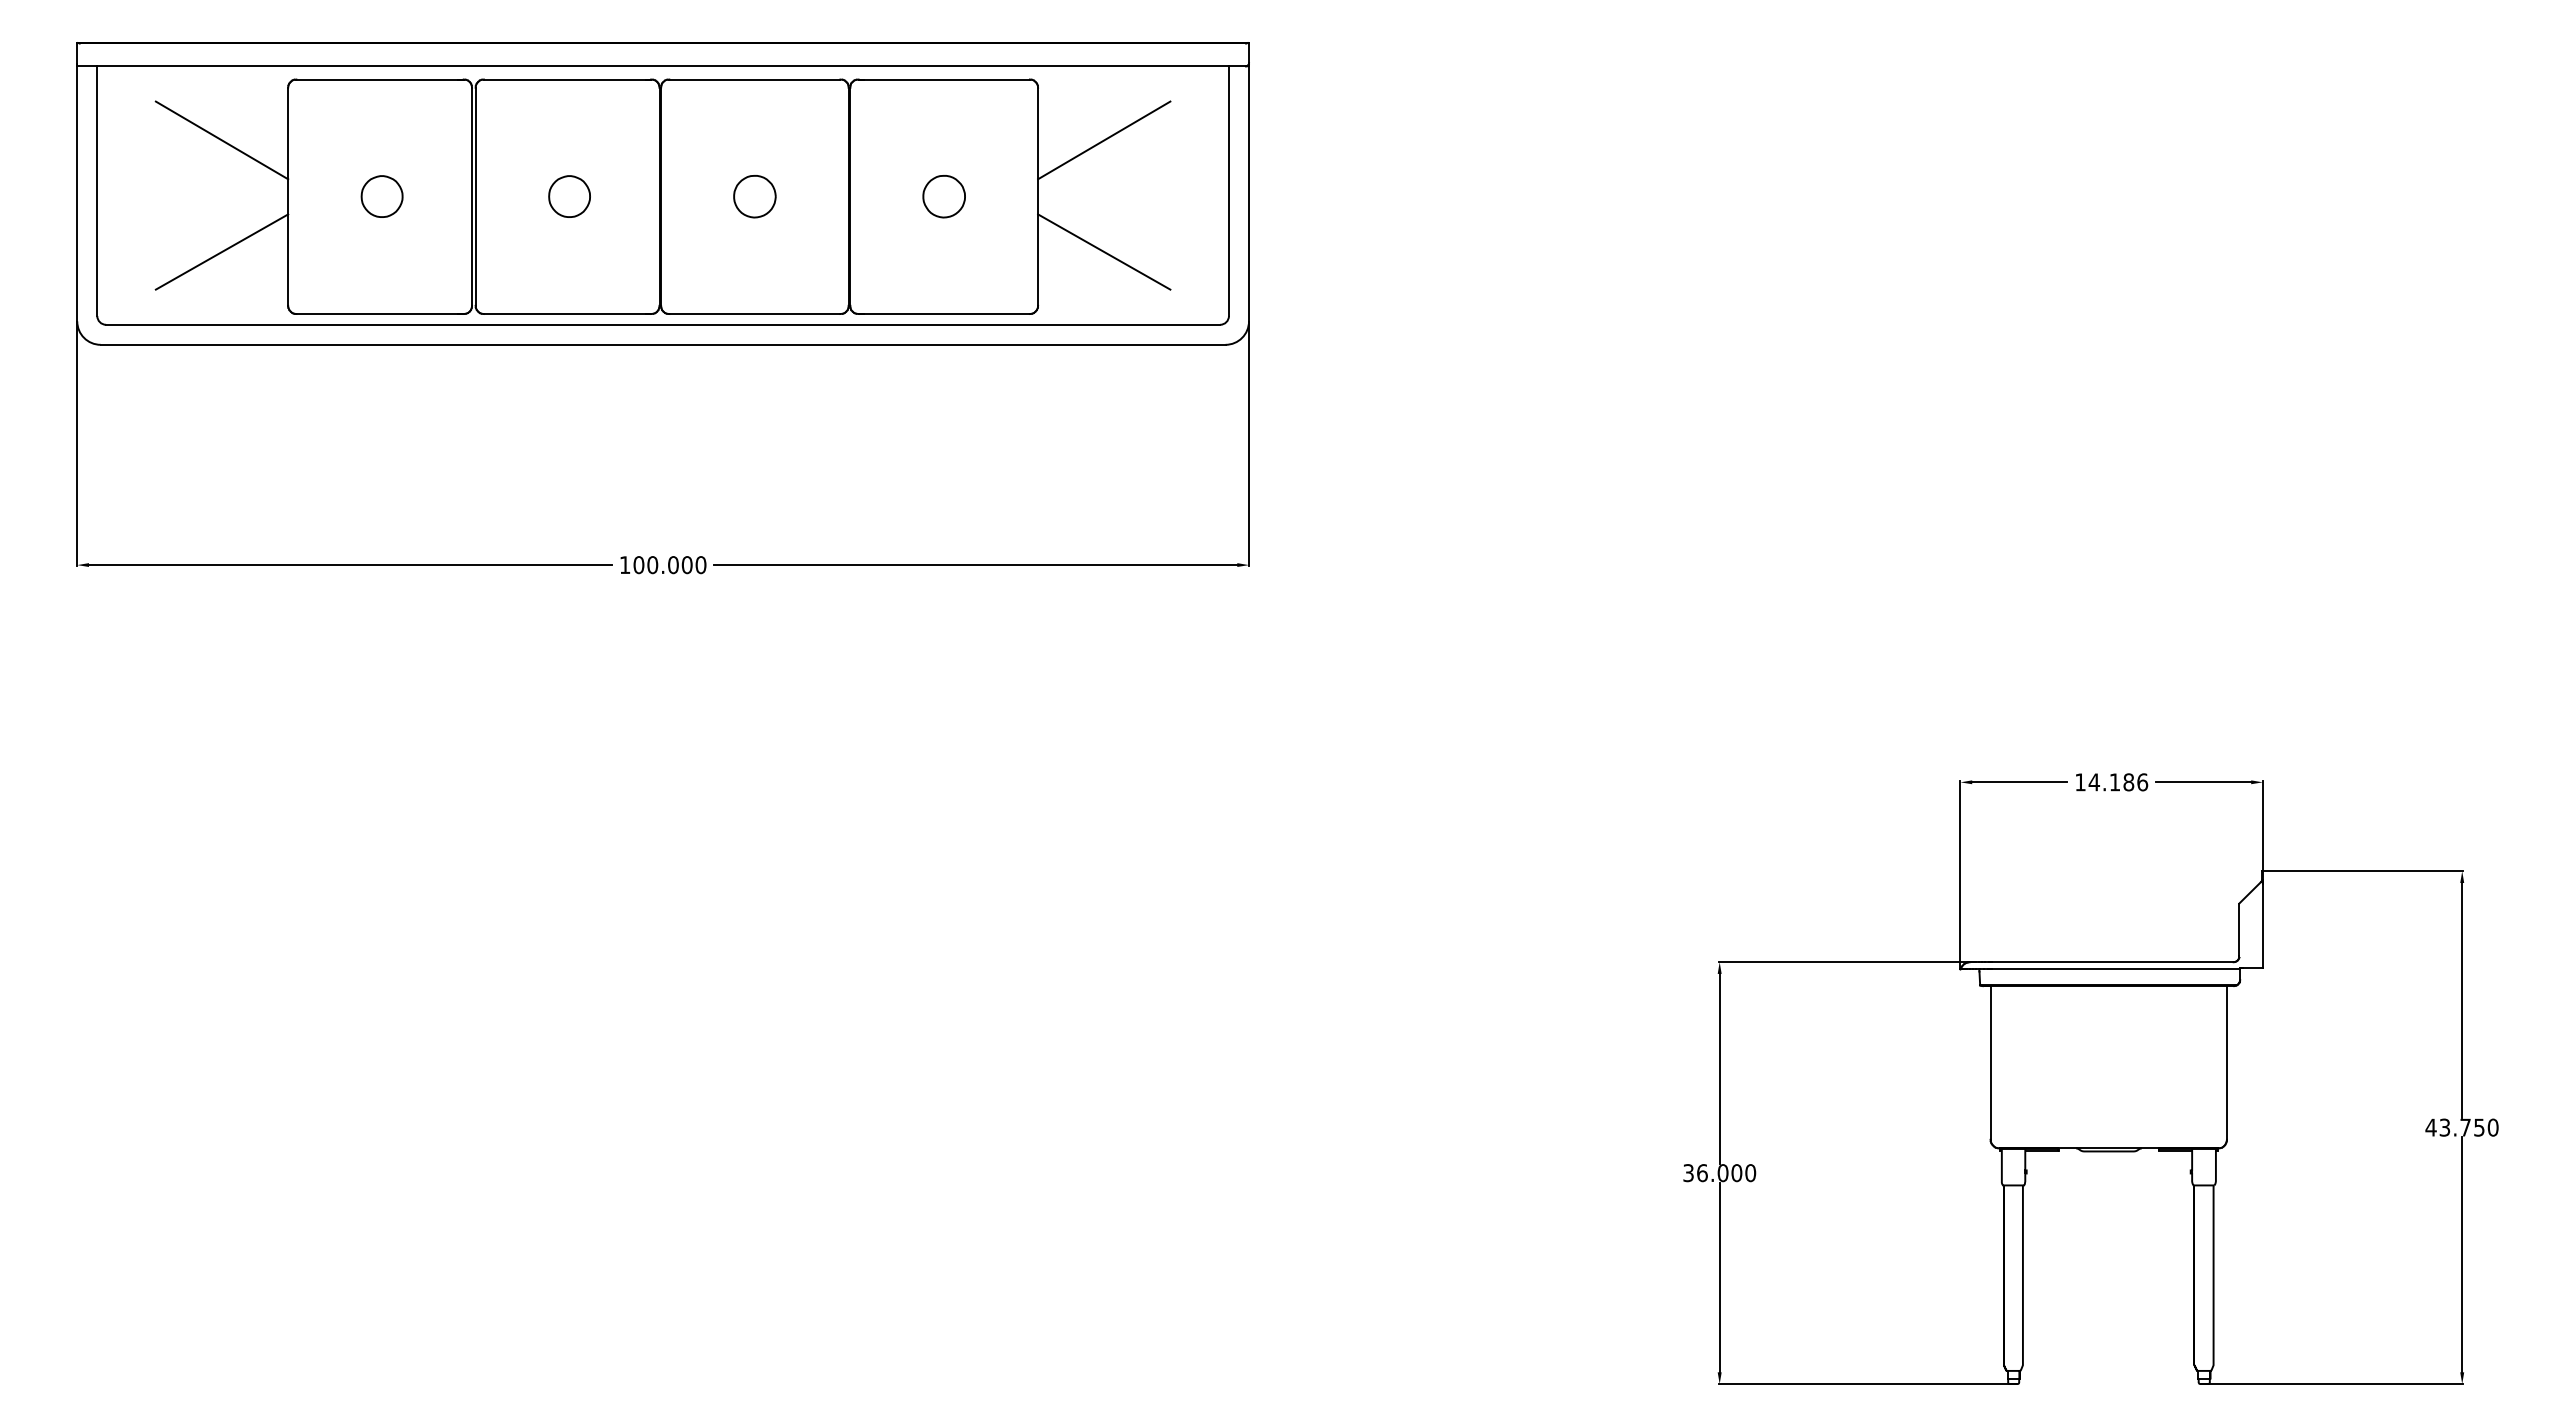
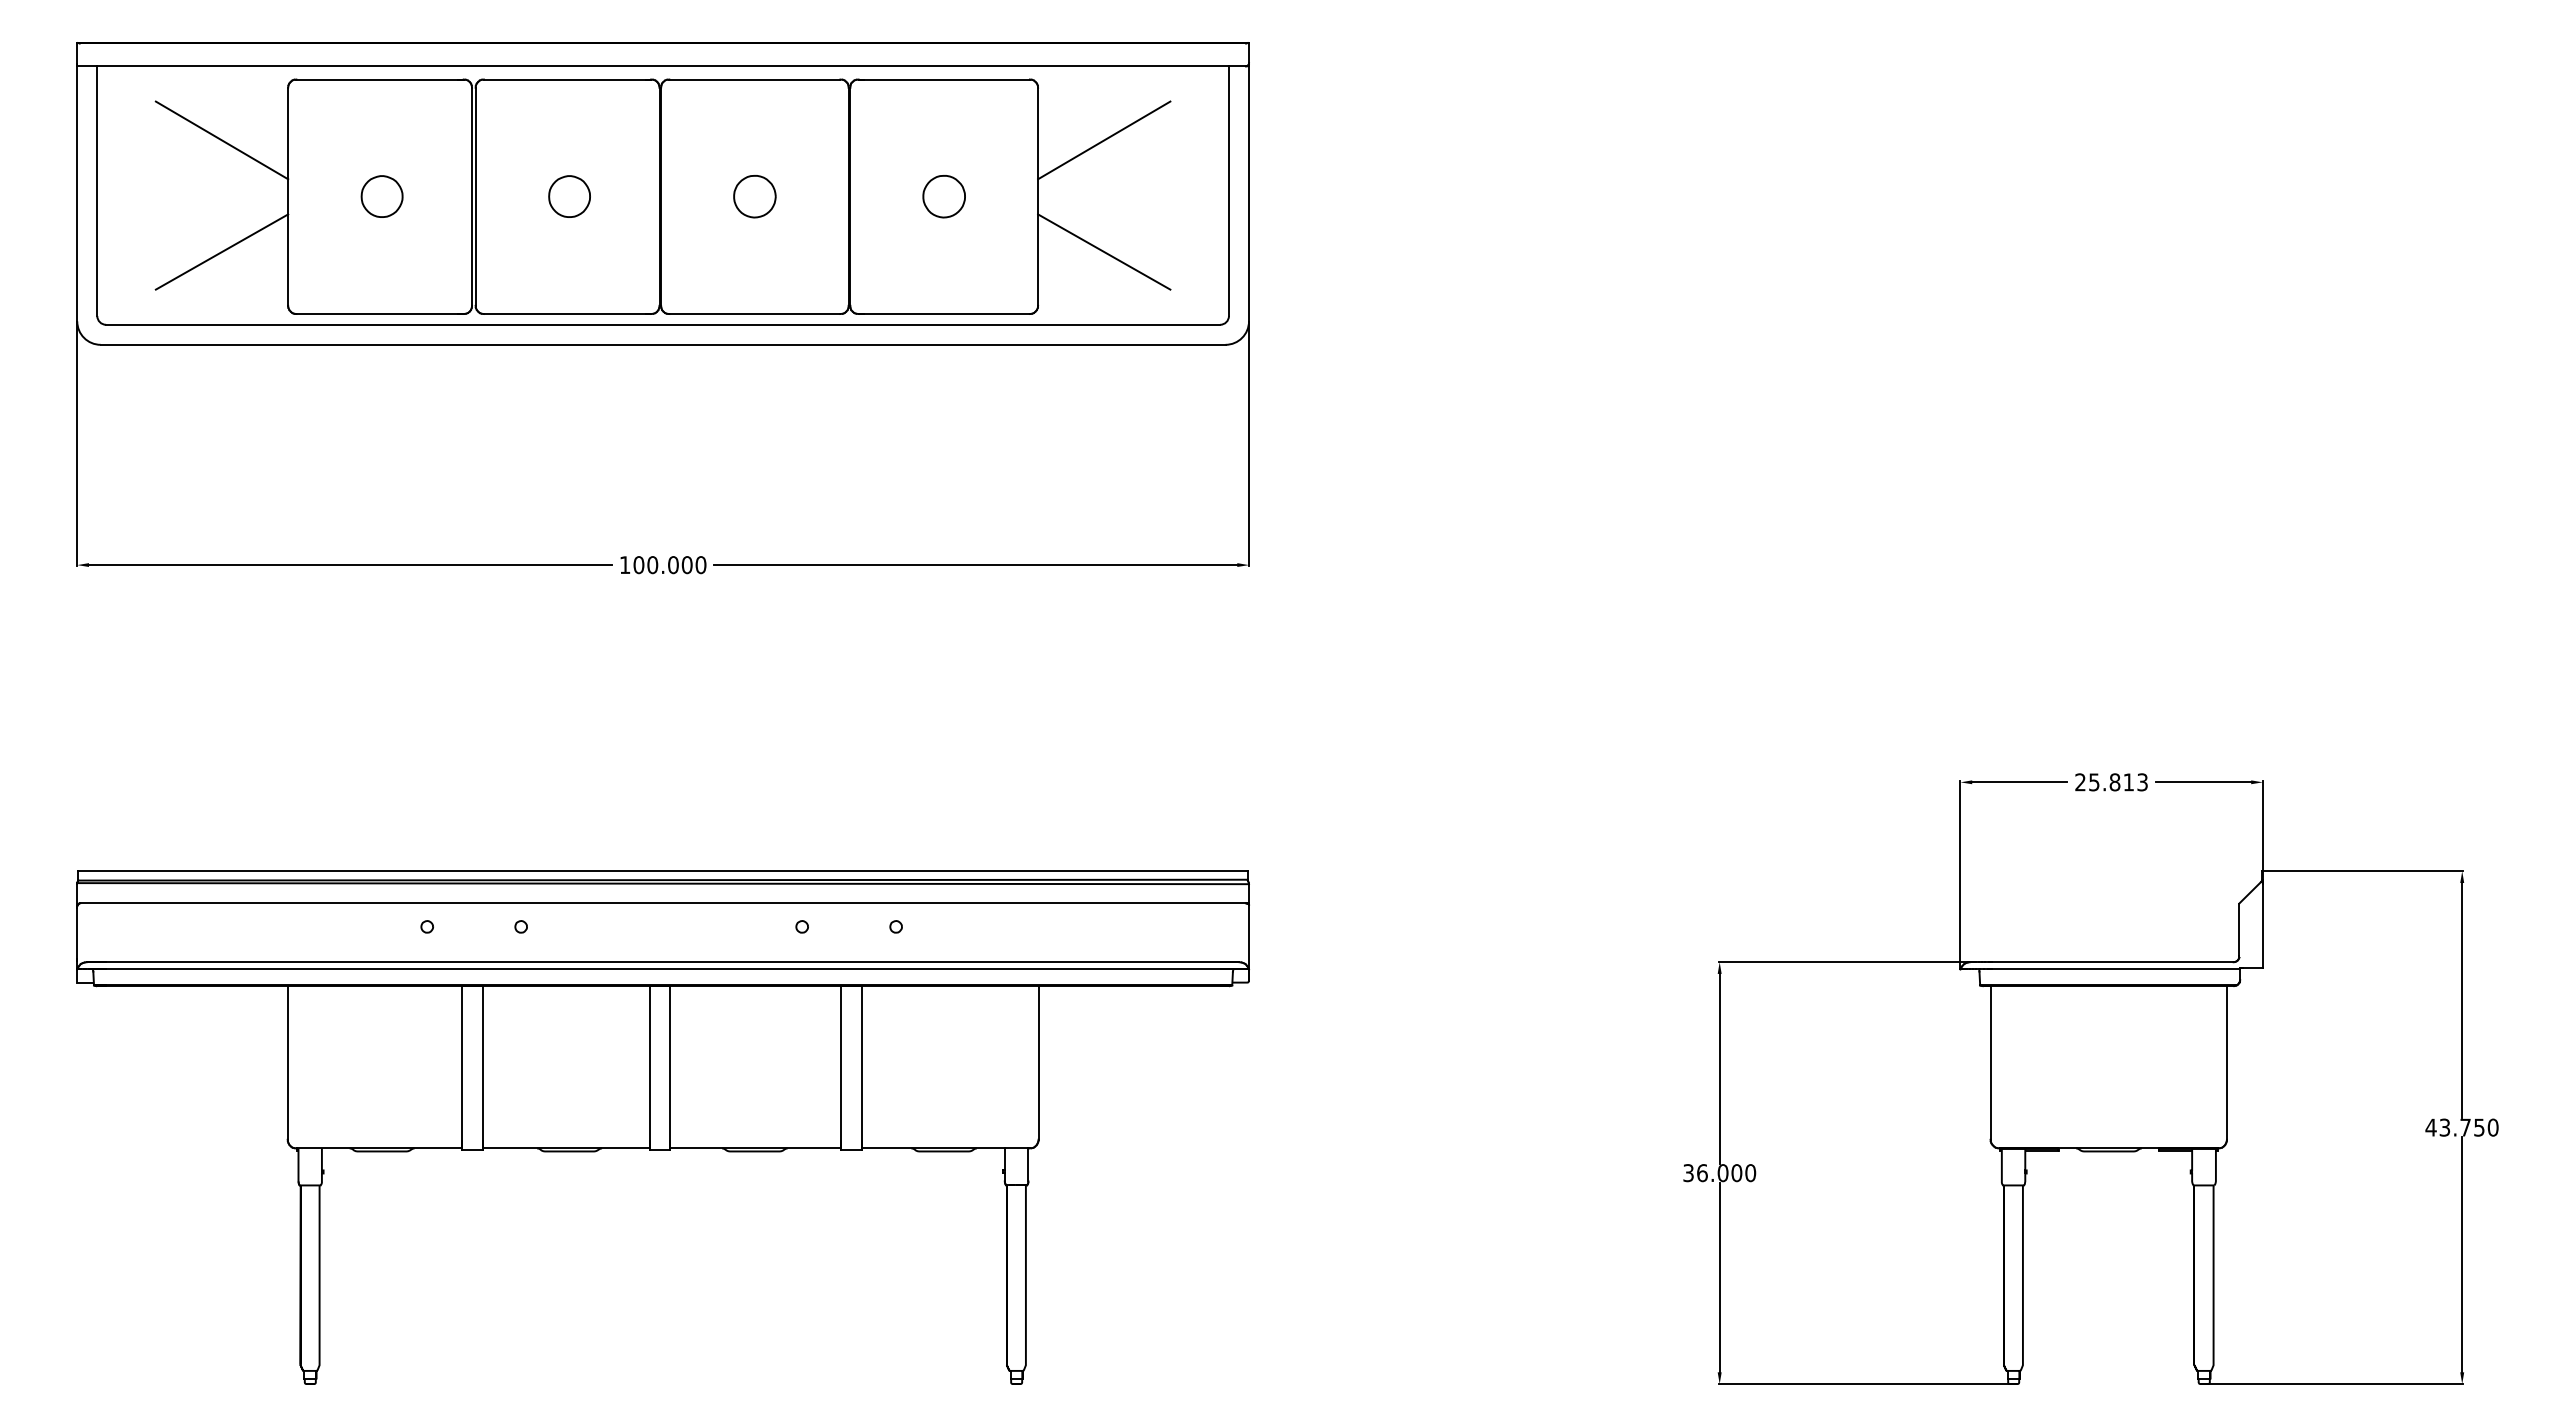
text: 14.186 -> 25.813 (2111, 782)
part: none -> present (662, 1127)
